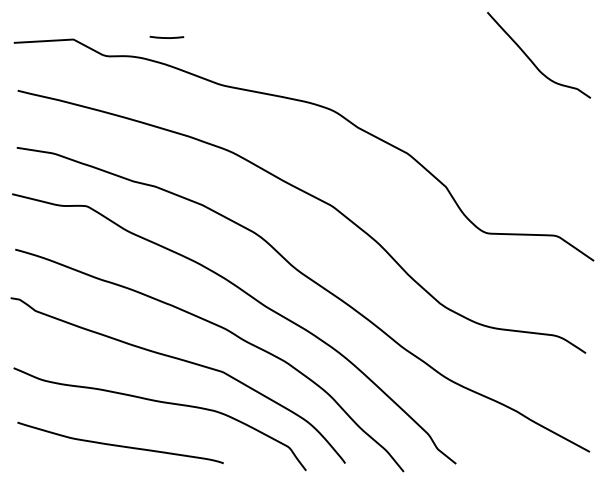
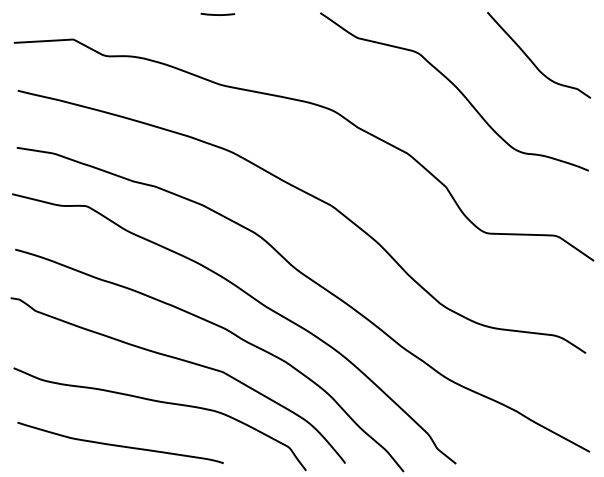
line position: (166, 37) -> (217, 14) (217, 14)
curve: none -> present (456, 88)
